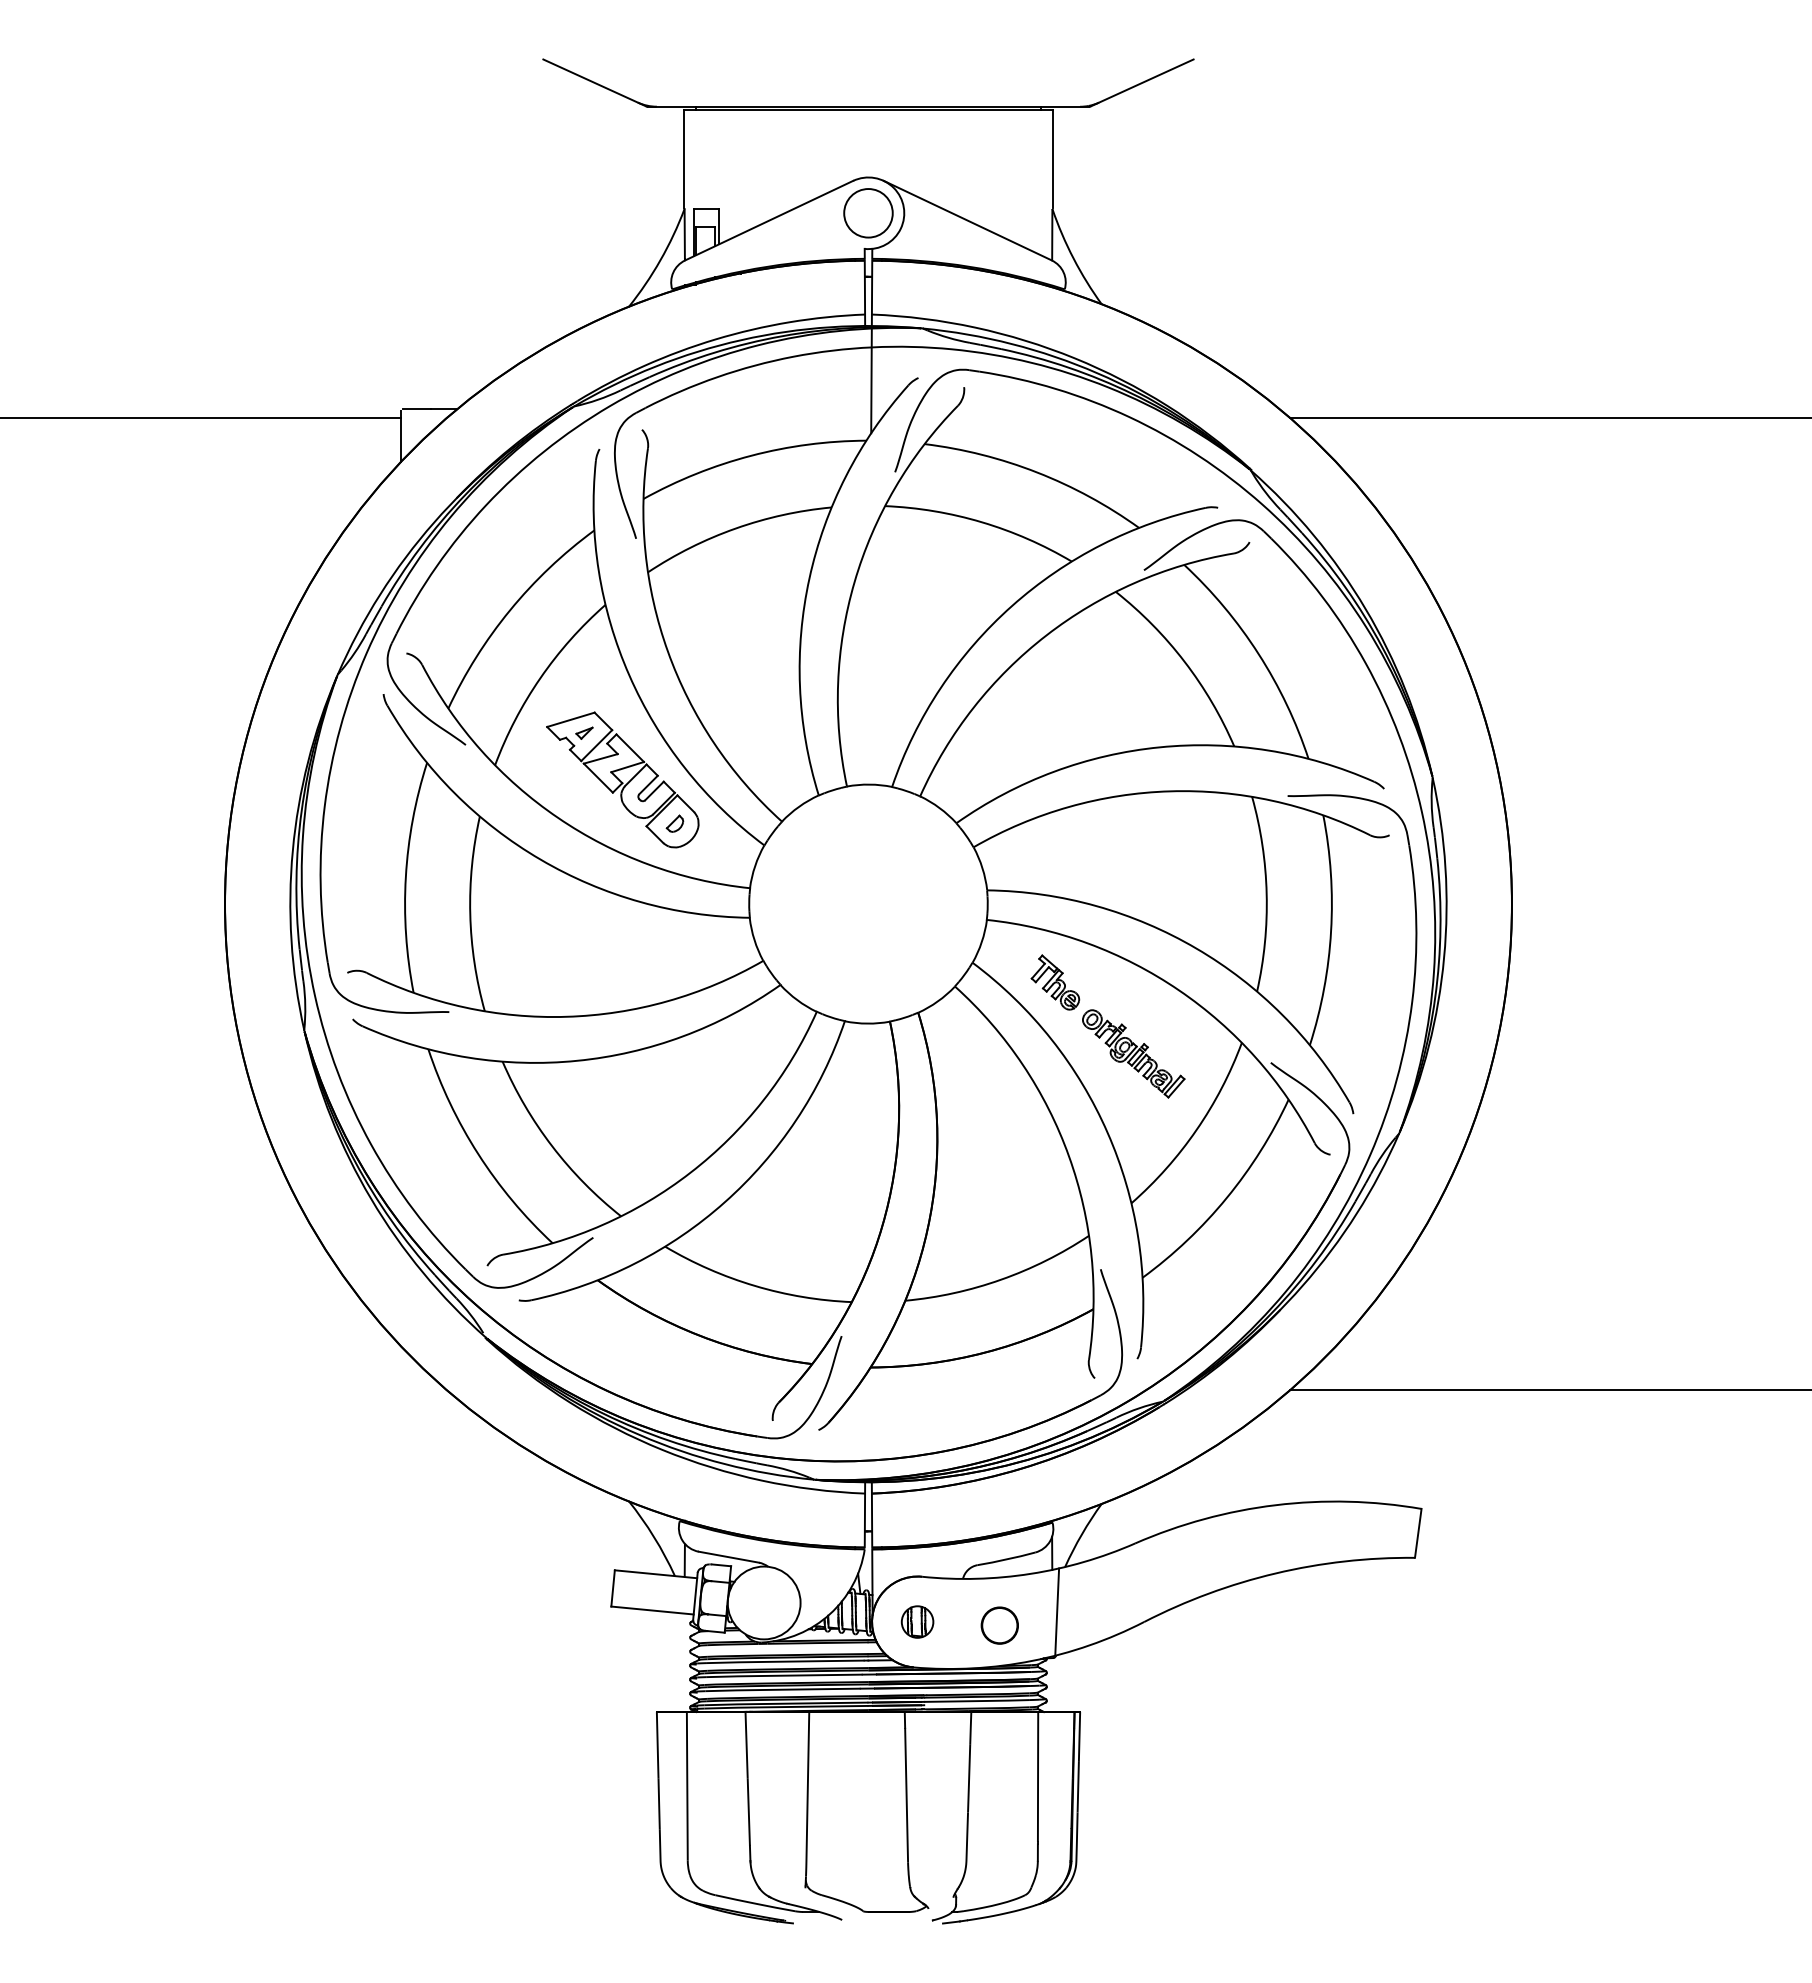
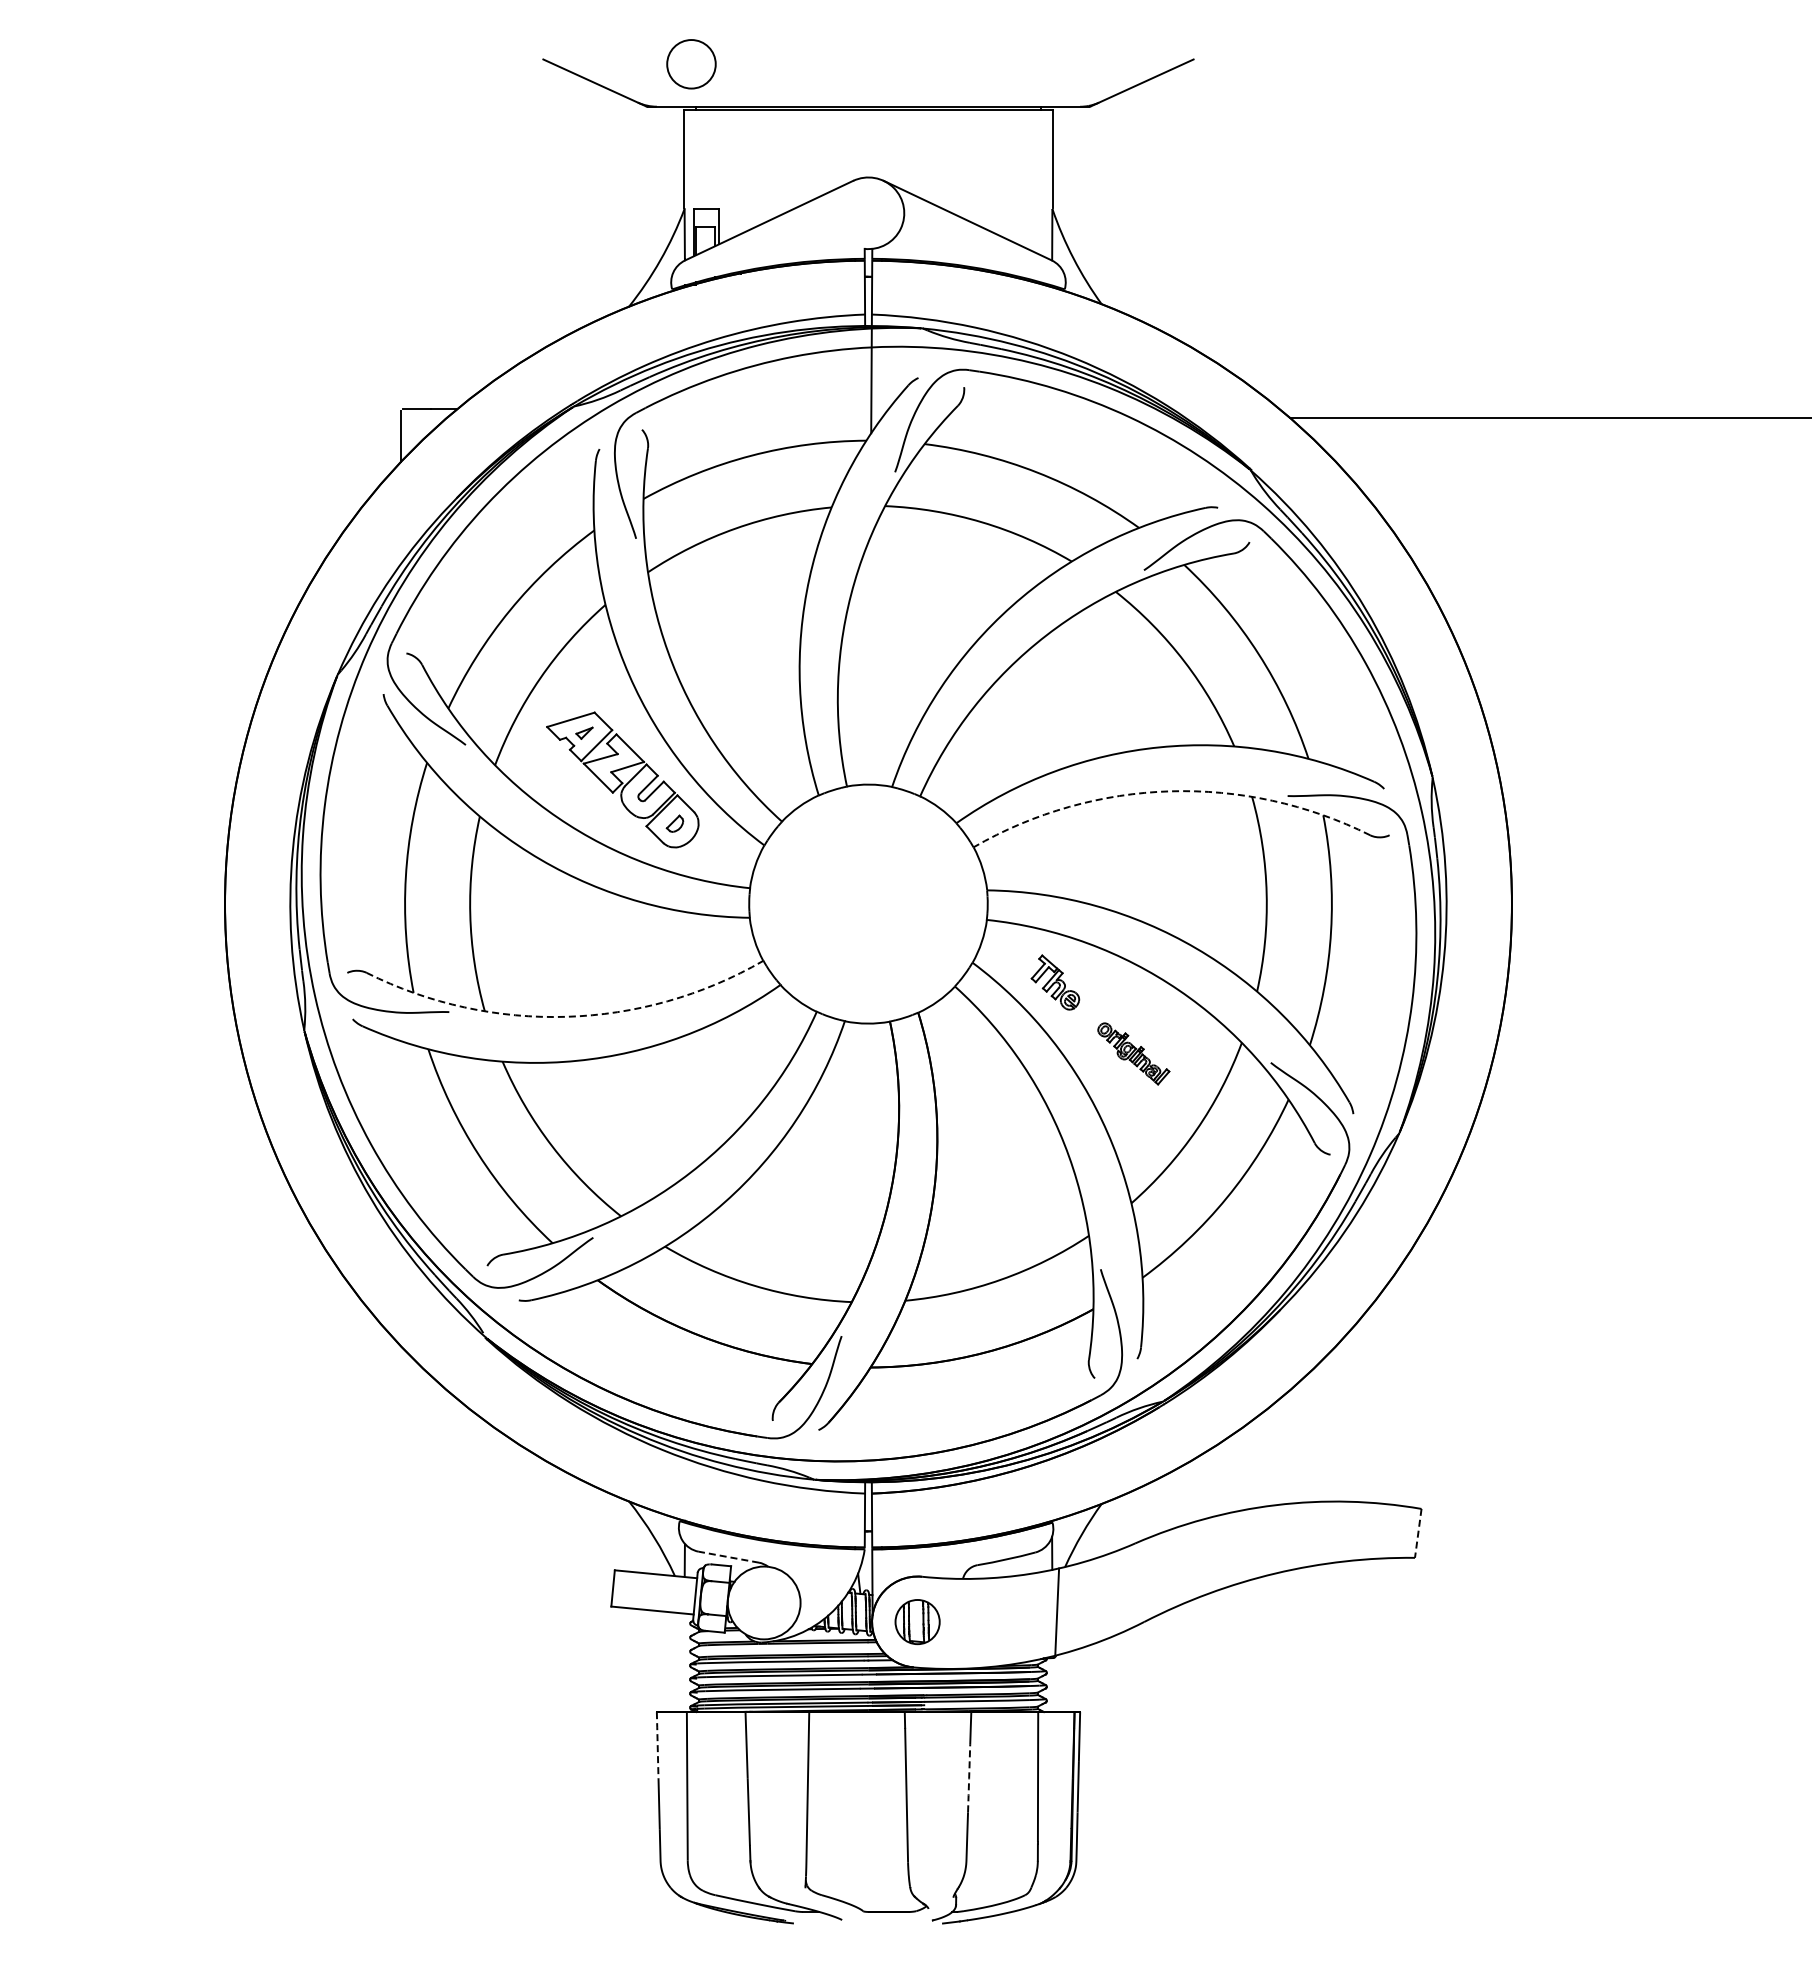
circle position: (868, 213) -> (691, 64) (691, 64)
line: present -> none (201, 418)
arc: solid -> dashed (1170, 791)
arc: solid -> dashed (566, 1016)
part size: 104x90 px -> 74x64 px (1133, 1053)
line: present -> none (1549, 1389)
line: solid -> dashed (1418, 1533)
line: solid -> dashed (728, 1557)
part size: 35x34 px -> 47x47 px (917, 1622)
circle: present -> none (999, 1625)
line: solid -> dashed (657, 1744)
line: solid -> dashed (969, 1778)
